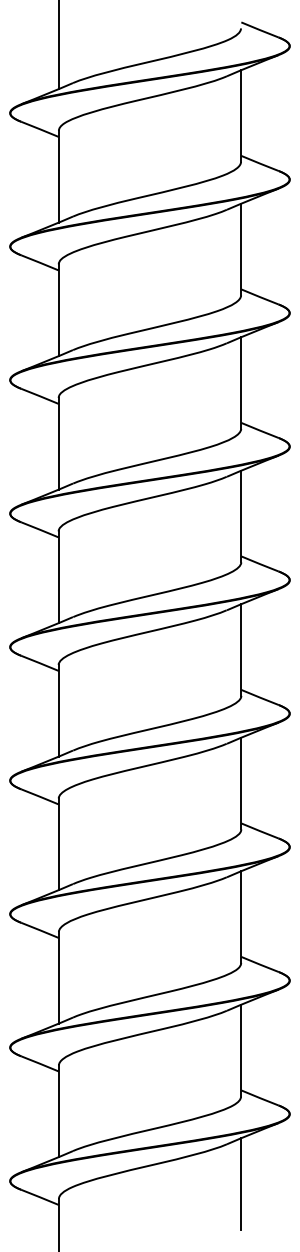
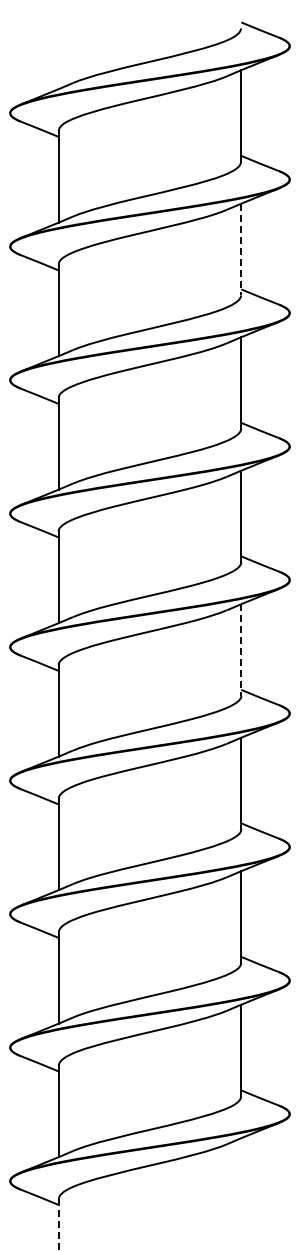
line: present -> none (58, 45)
line: solid -> dashed (241, 249)
line: solid -> dashed (241, 650)
line: present -> none (241, 1183)
line: solid -> dashed (58, 1225)
